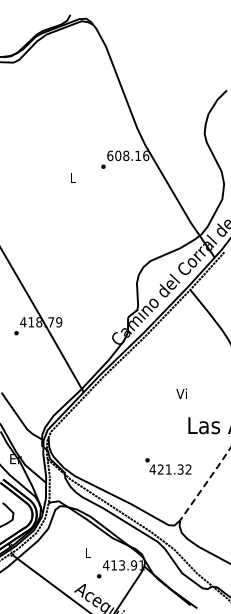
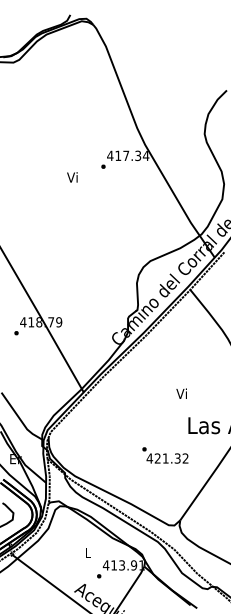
text: 608.16 -> 417.34 (128, 155)
text: L -> Vi (72, 177)
text position: (168, 466) -> (165, 455) (165, 455)
line: dashed -> solid (205, 483)
